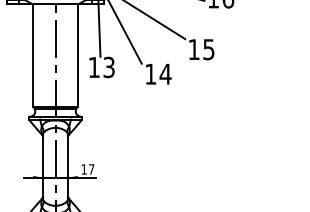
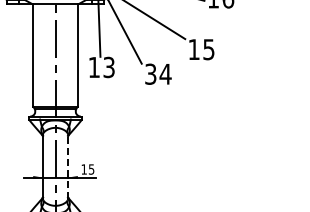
text: 14 -> 34 (150, 73)
line: solid -> dashed (68, 166)
text: 17 -> 15 (91, 169)
